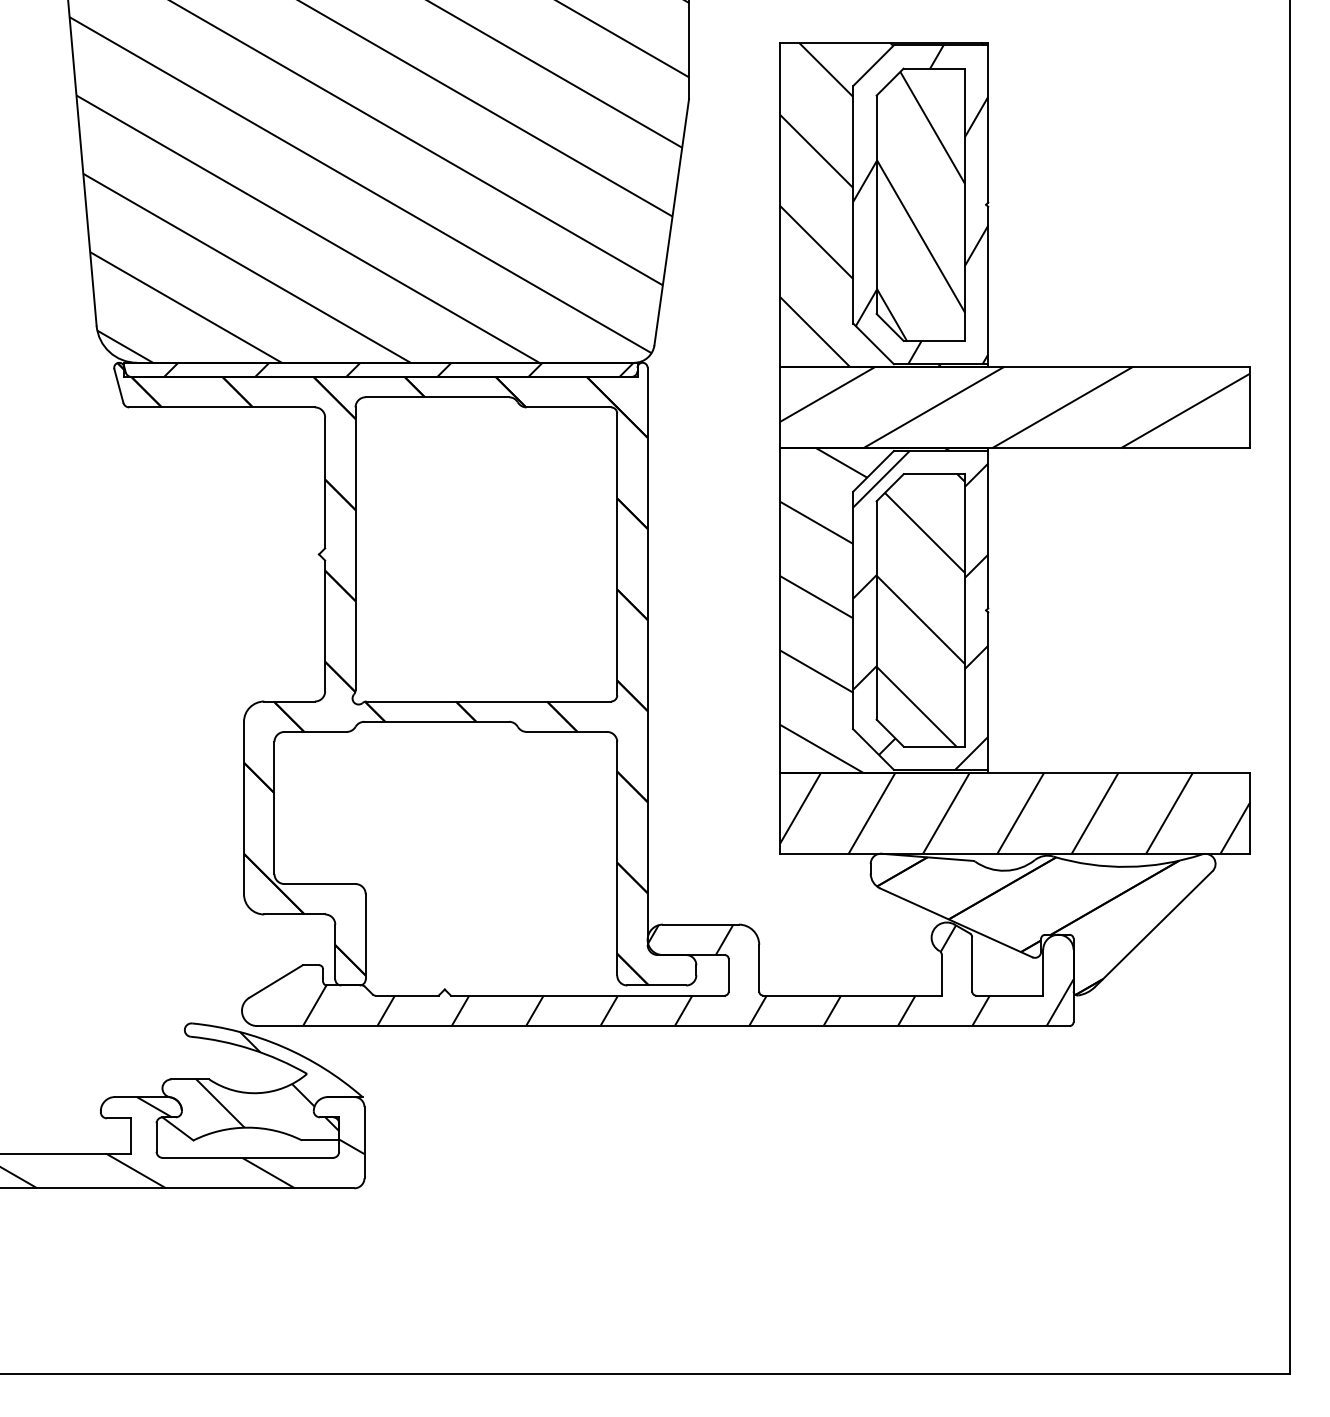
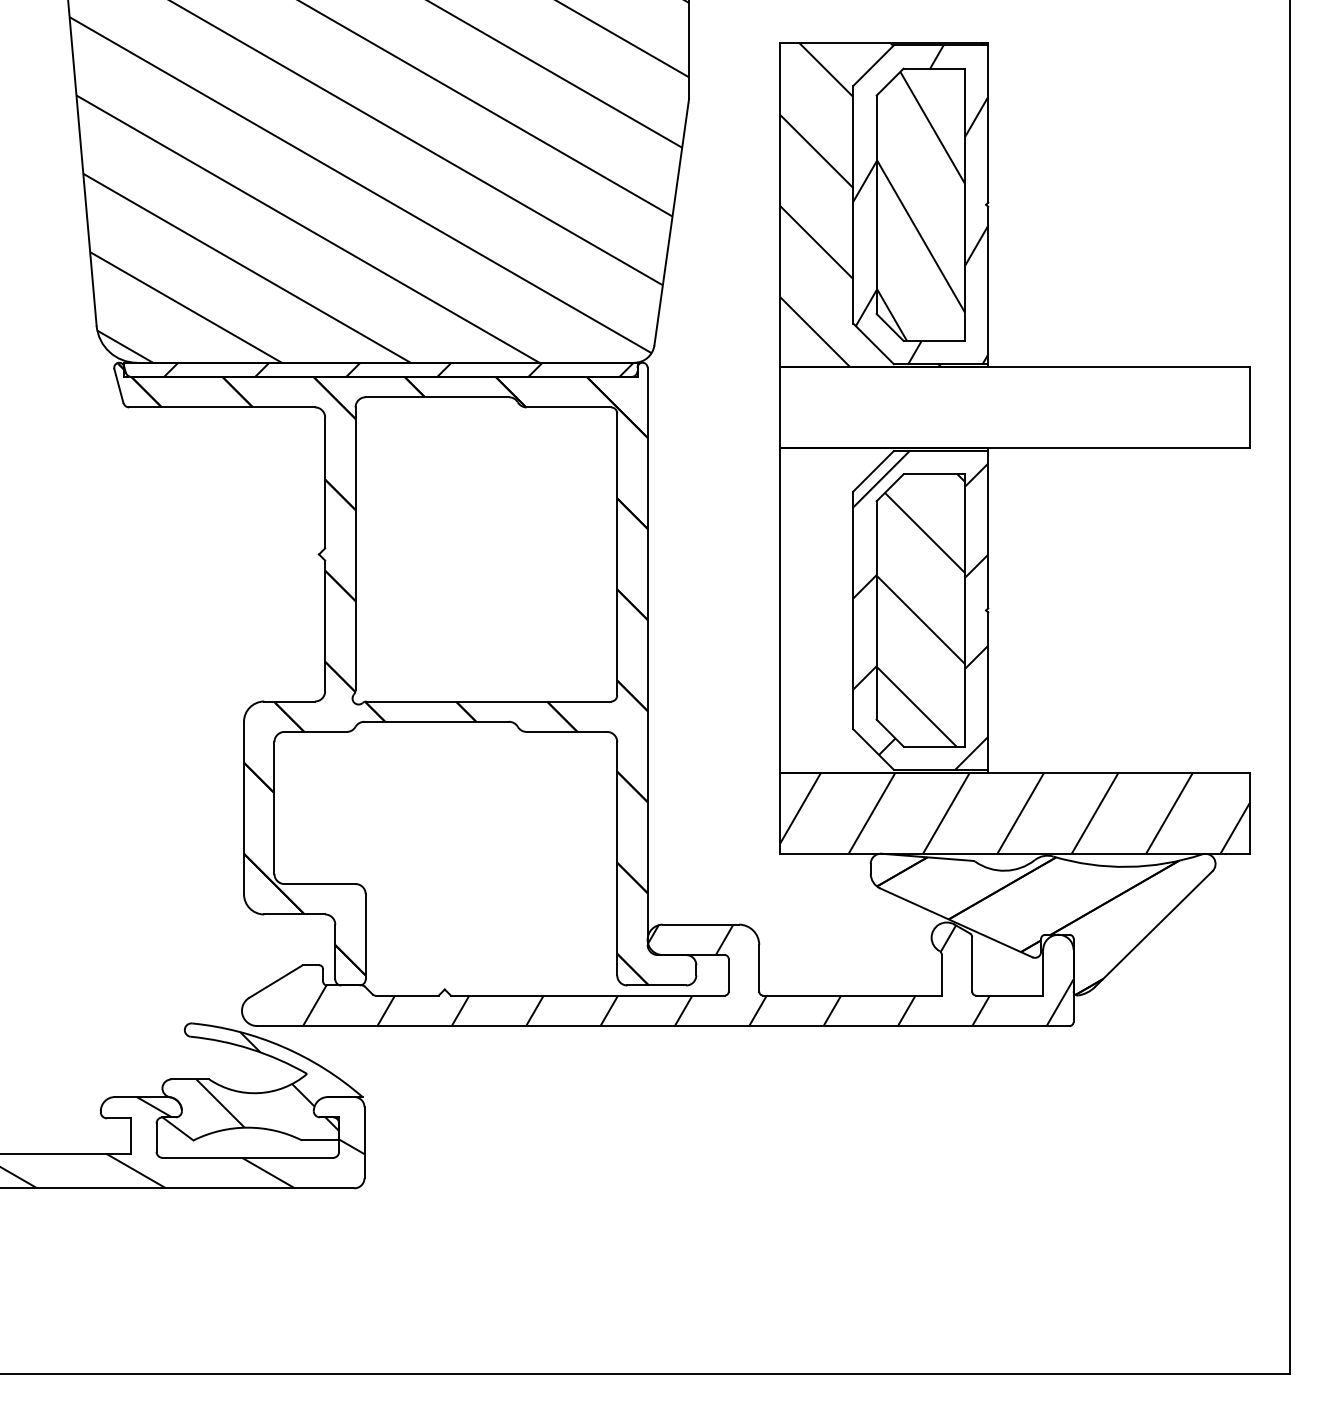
hatch: present -> none (1015, 407)
hatch: present -> none (884, 610)
